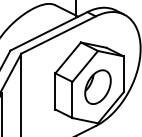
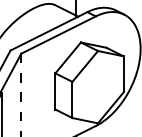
part: present -> none (97, 86)
line: solid -> dashed (21, 95)
